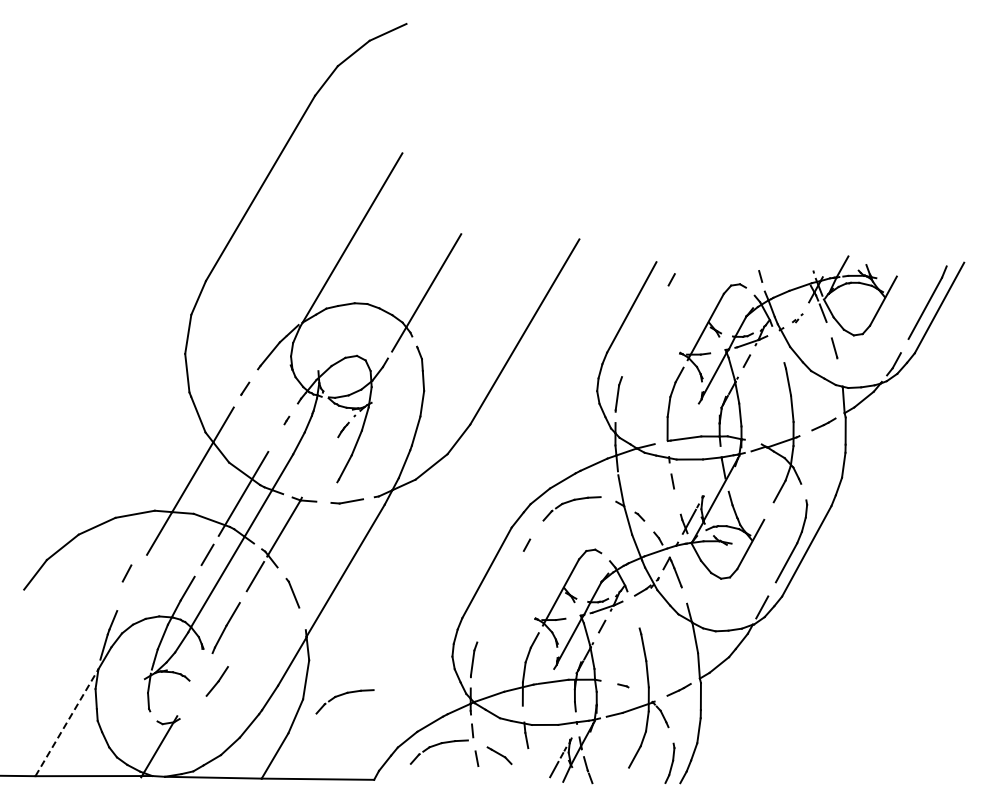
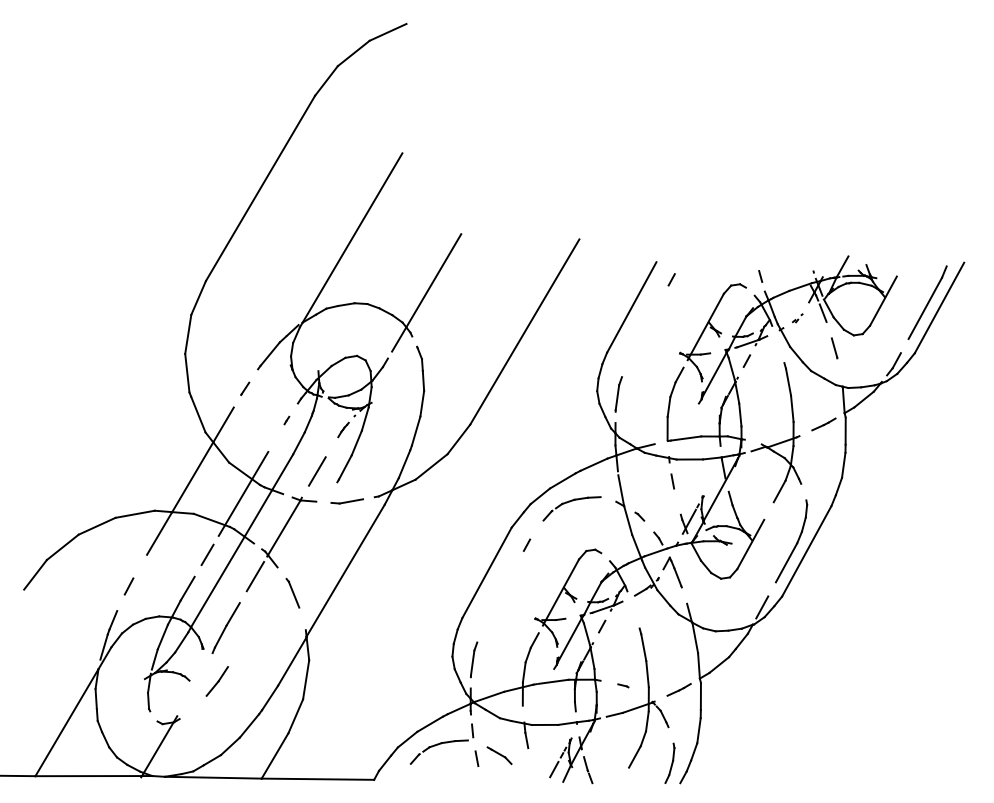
line: none -> present (316, 471)
line position: (126, 573) -> (128, 586) (128, 586)
part: present -> none (343, 695)
line: dashed -> solid (67, 722)
